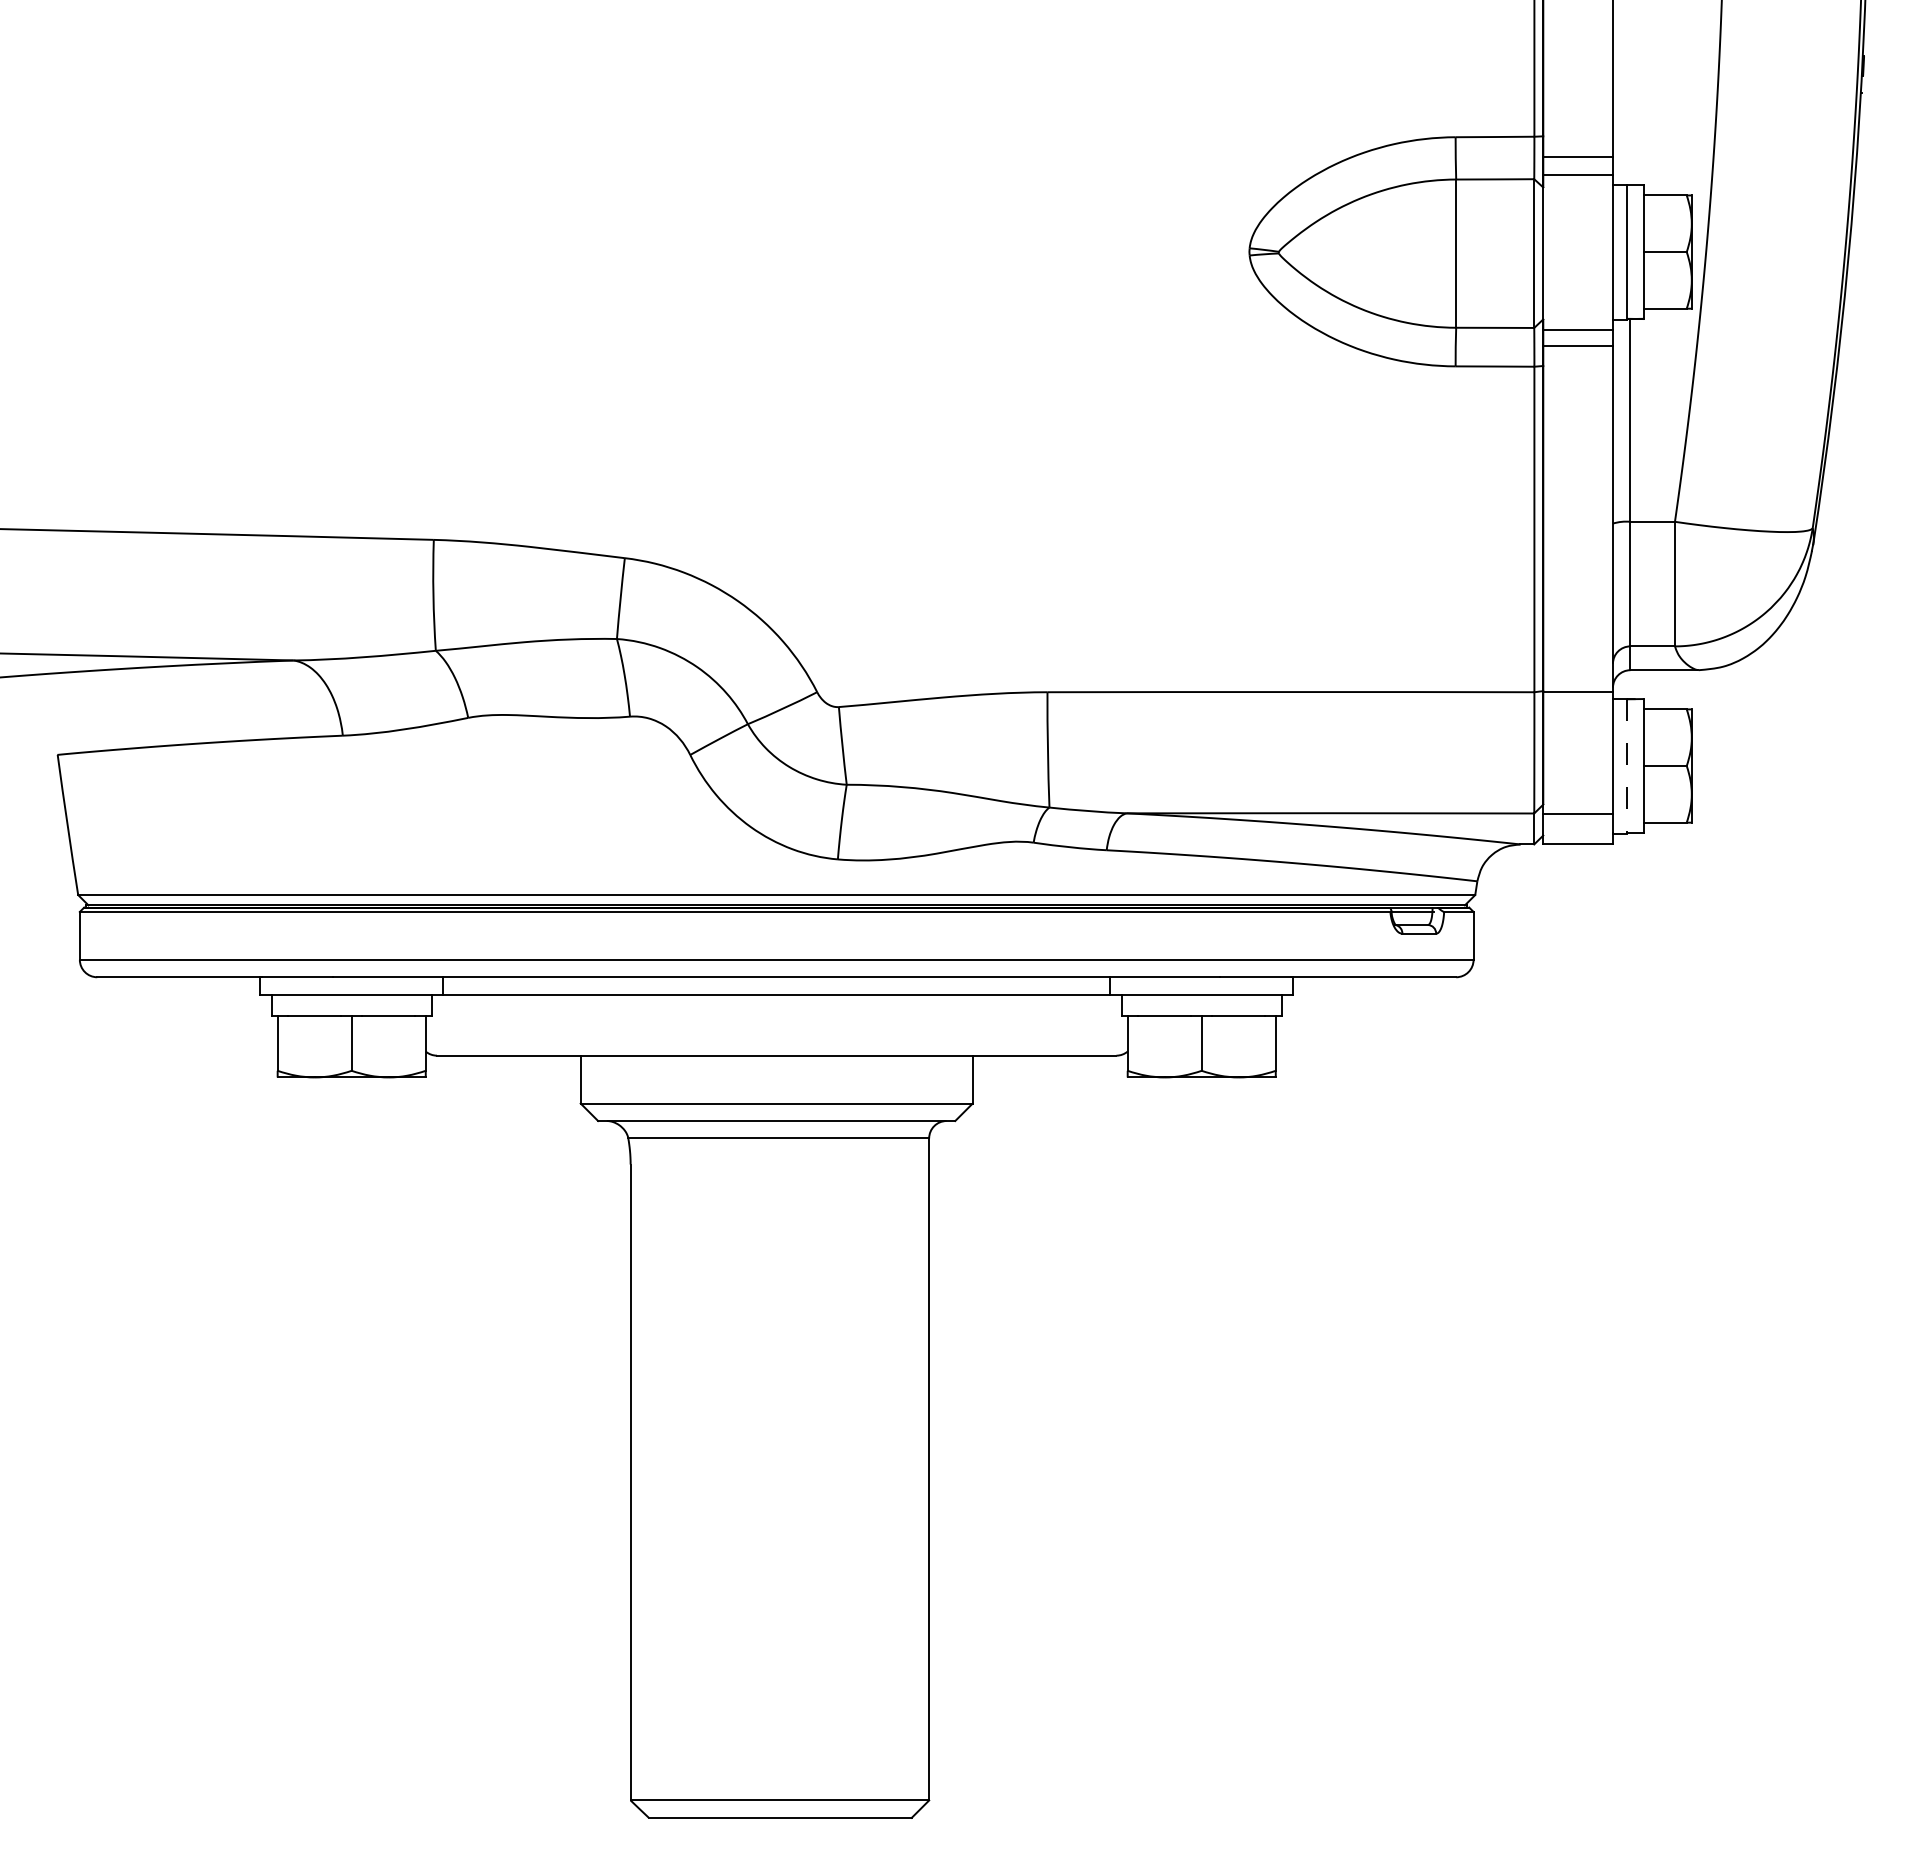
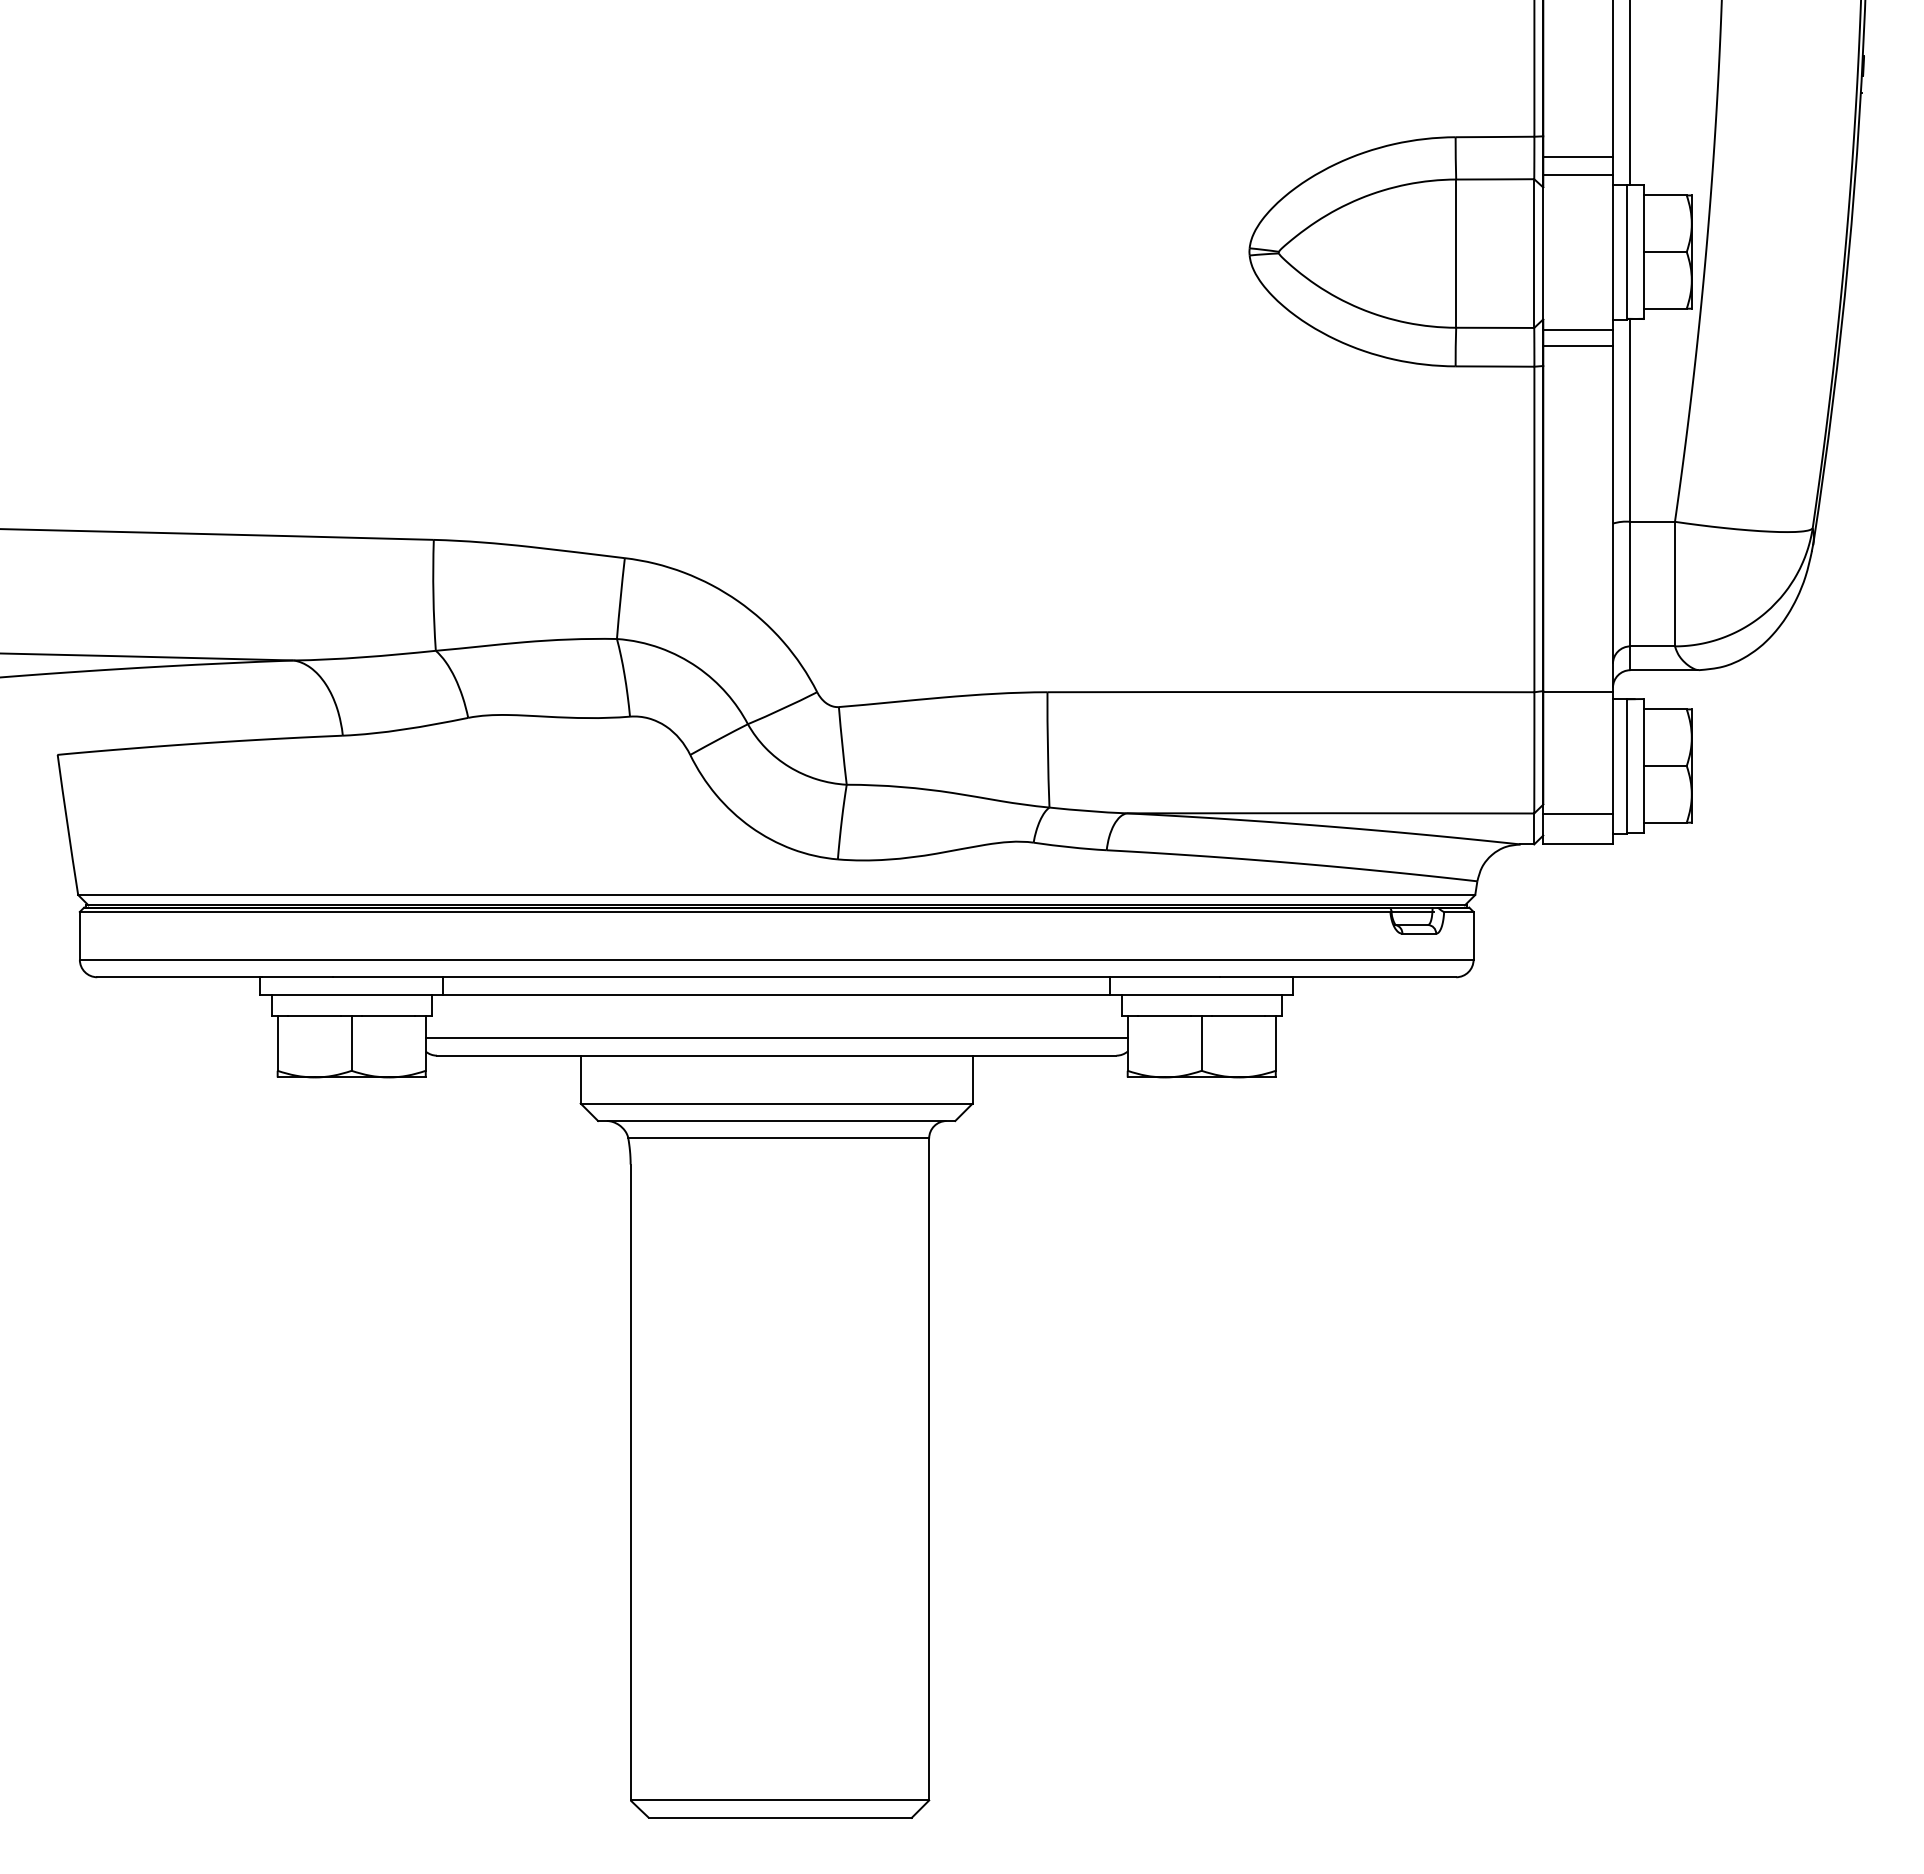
line: none -> present (1630, 93)
line: dashed -> solid (1626, 766)
line: none -> present (776, 1038)
